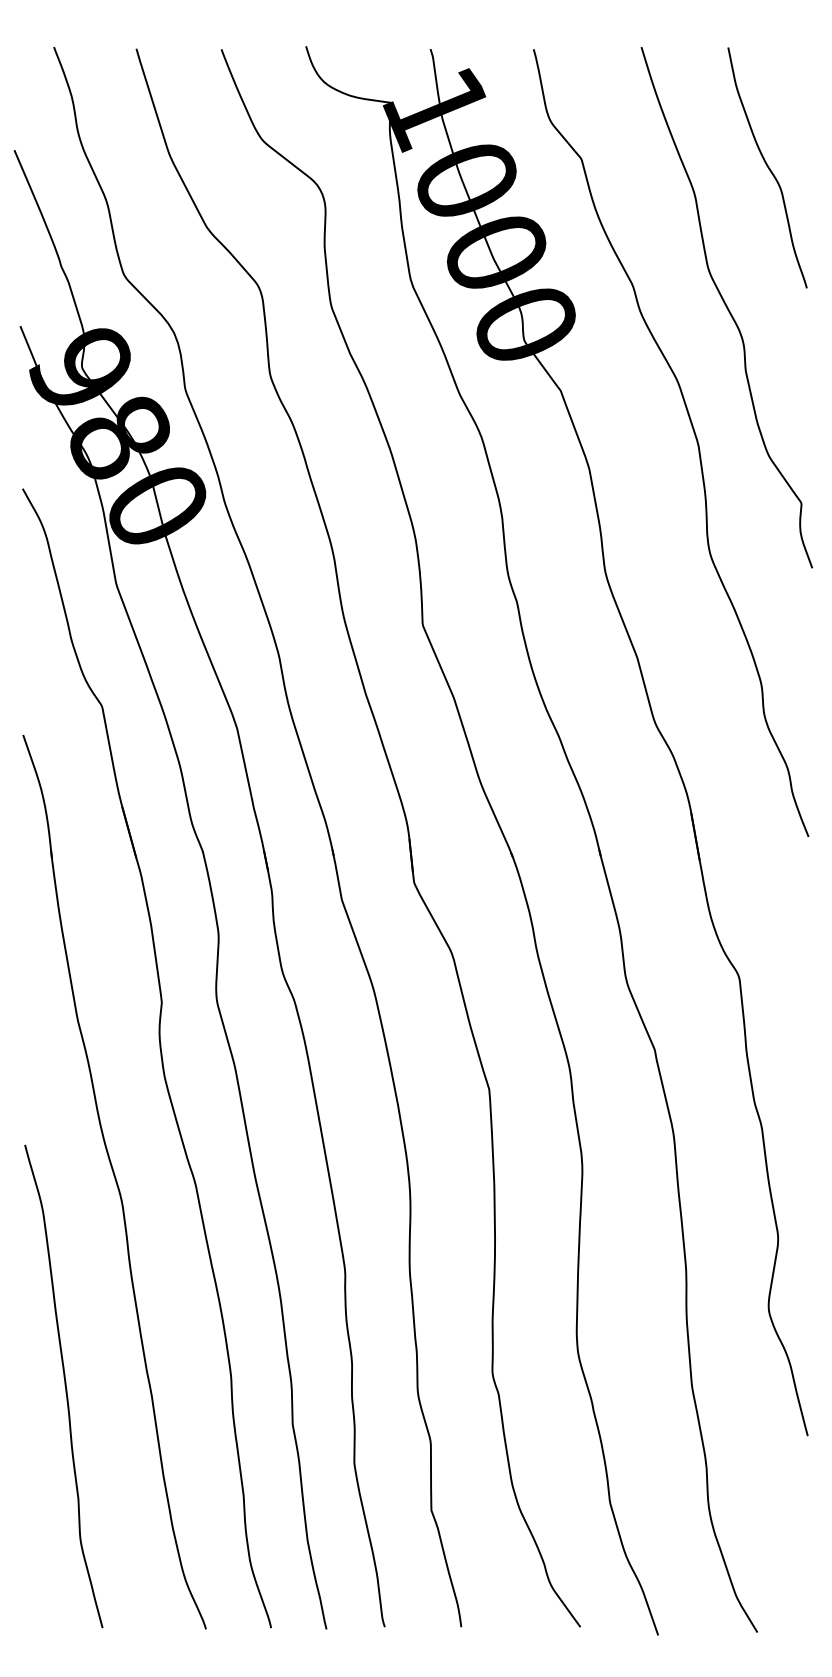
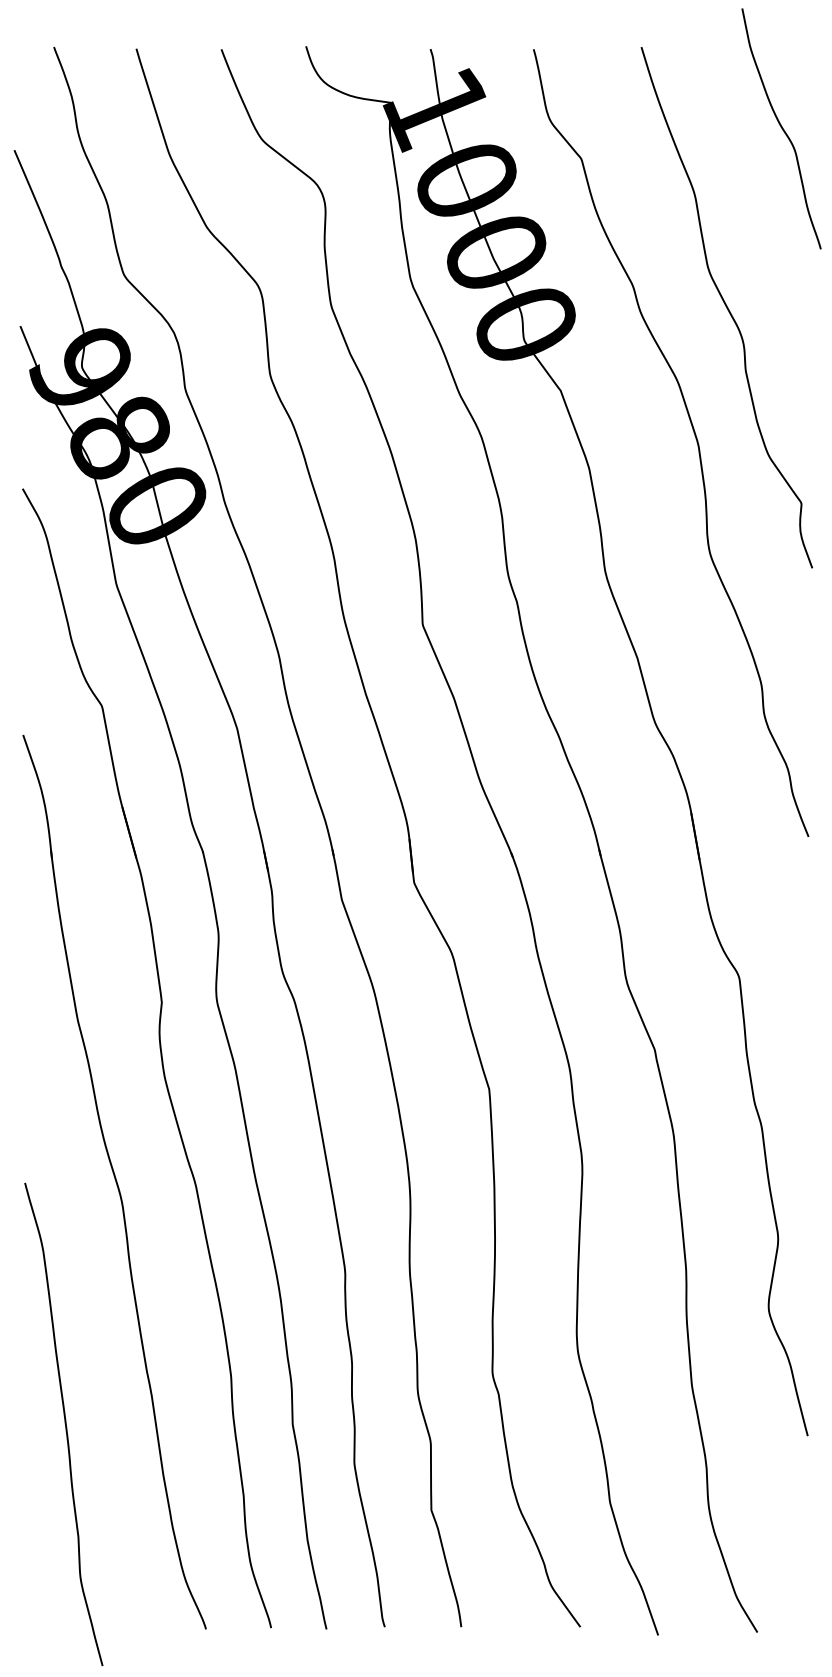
curve position: (767, 167) -> (781, 128) (781, 128)
curve position: (64, 1385) -> (64, 1423) (64, 1423)
